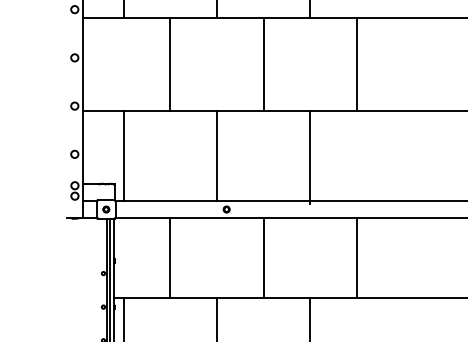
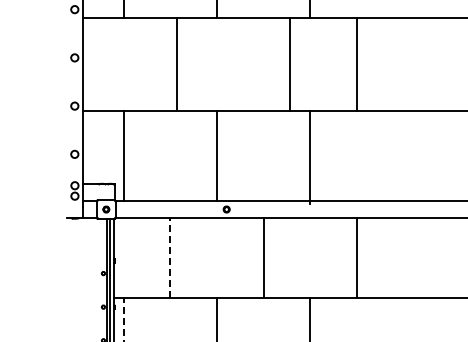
line position: (170, 64) -> (177, 64) (177, 64)
line position: (263, 64) -> (289, 64) (289, 64)
line: solid -> dashed (170, 257)
line: solid -> dashed (123, 319)
